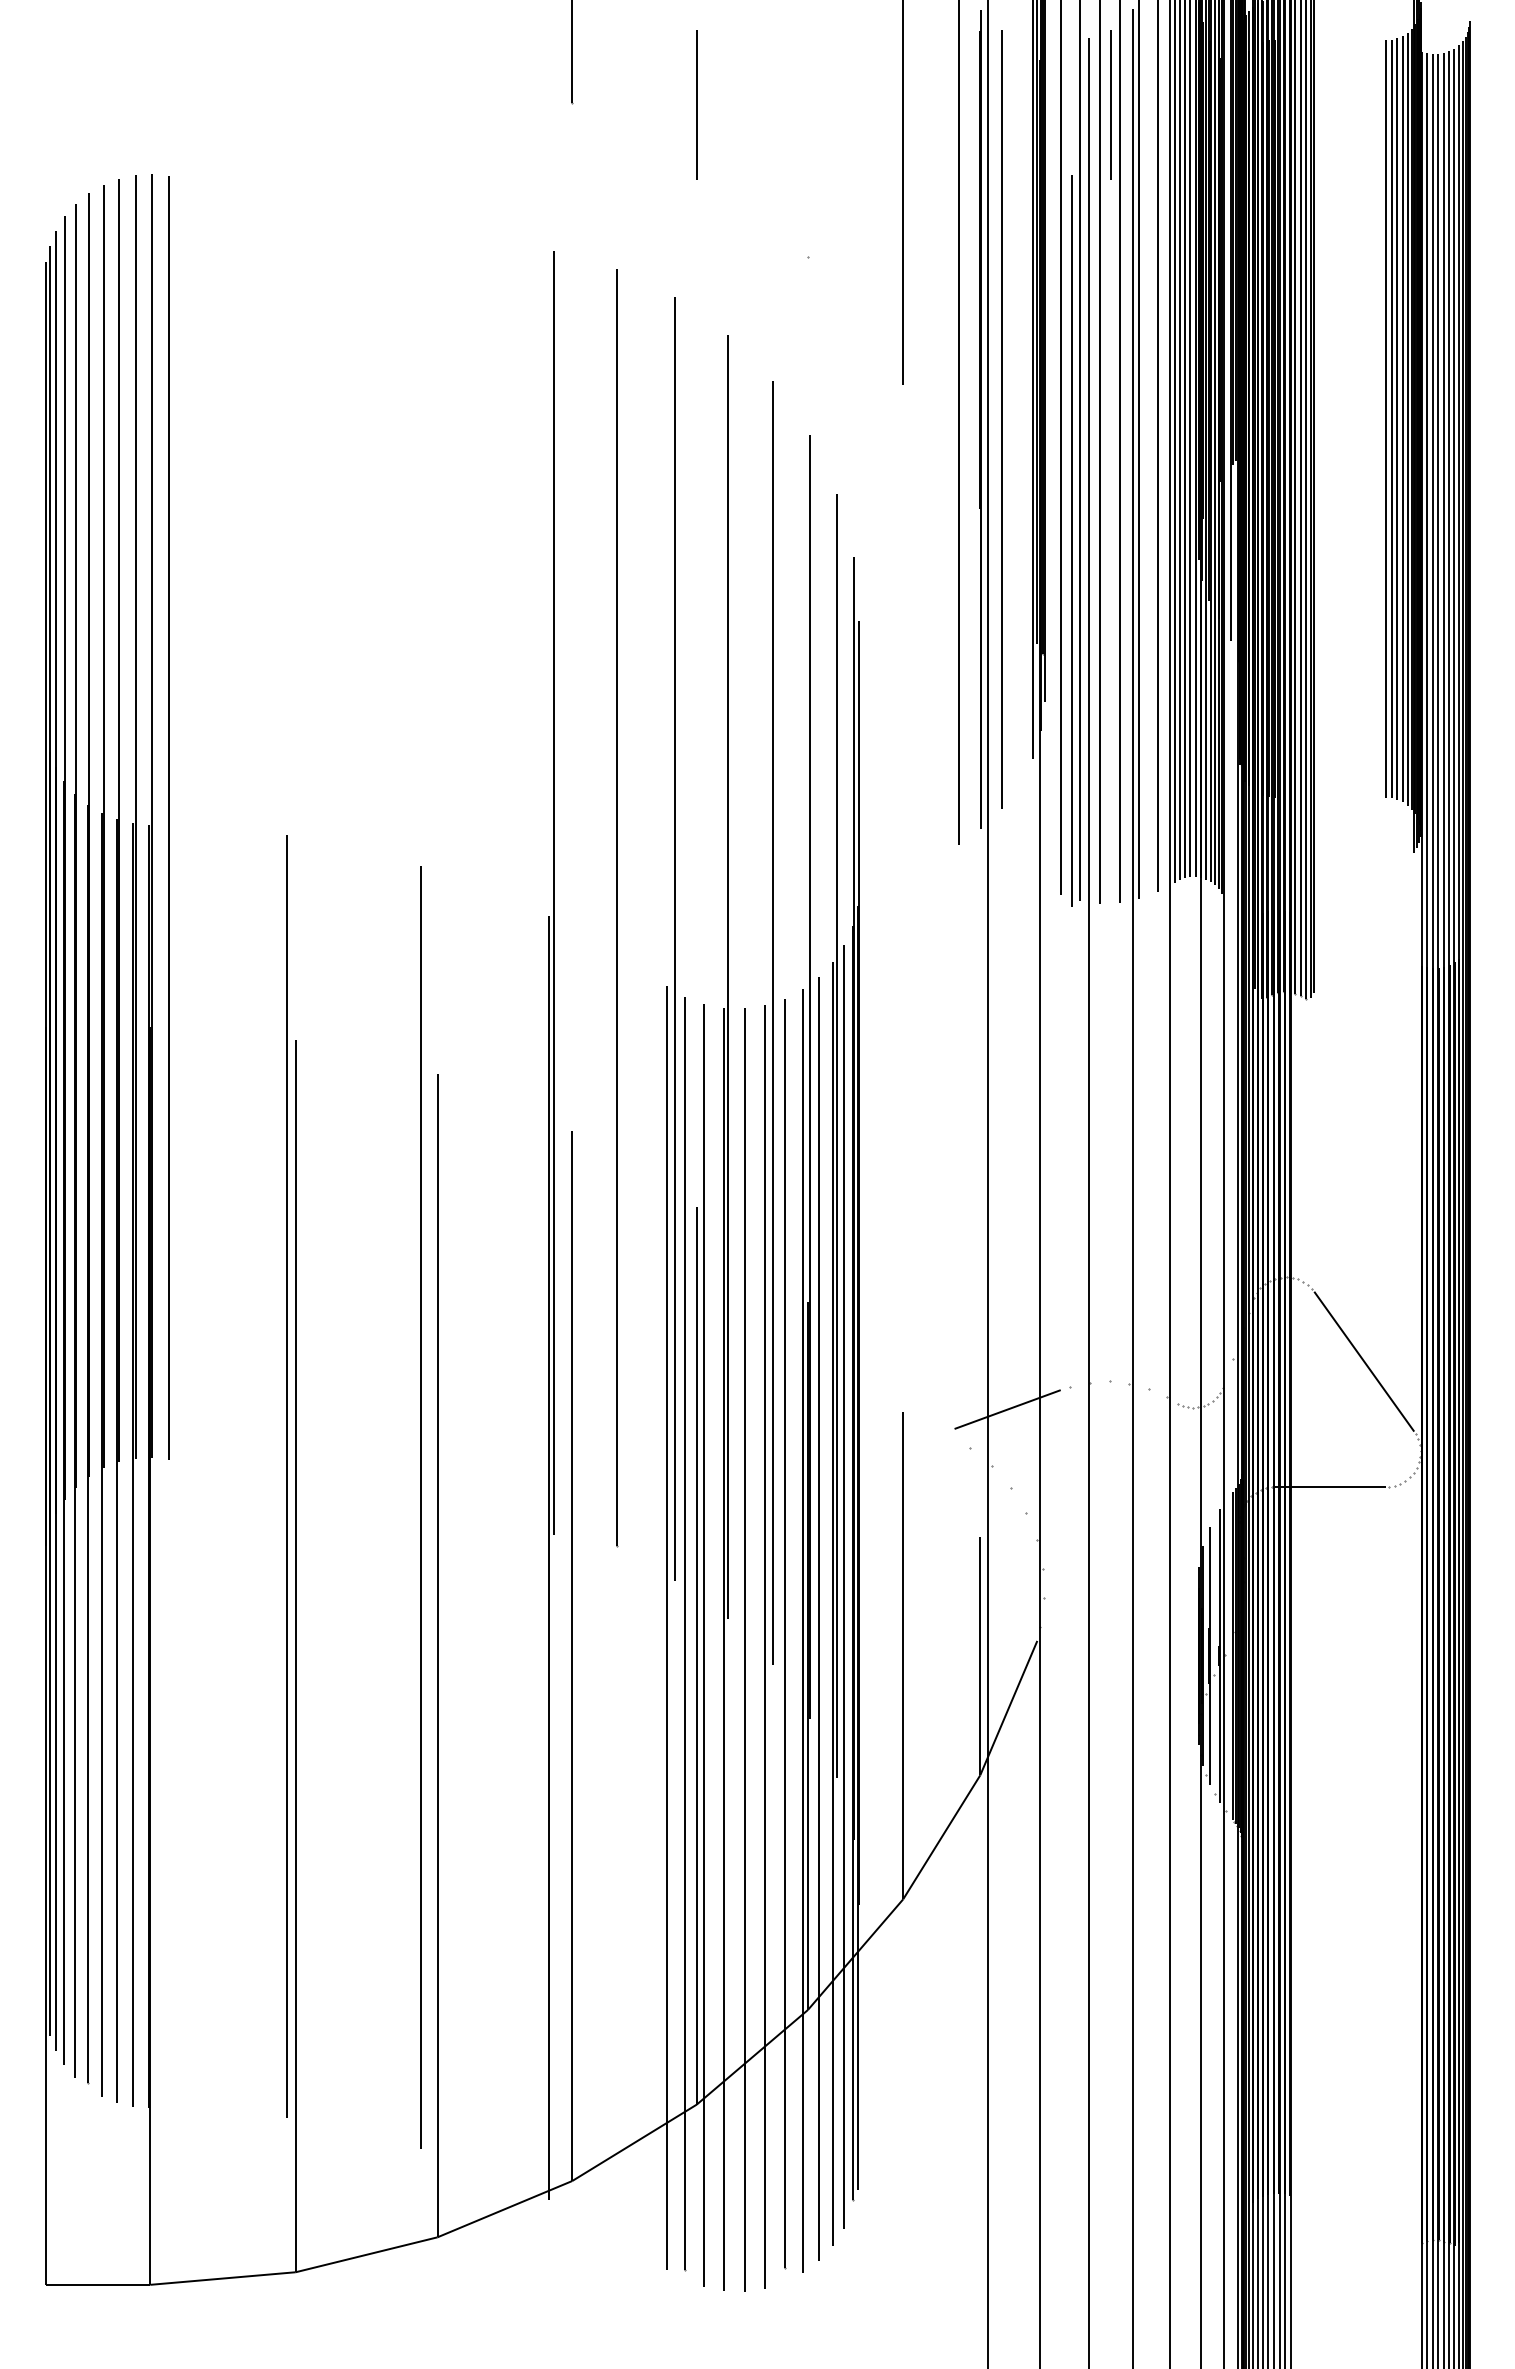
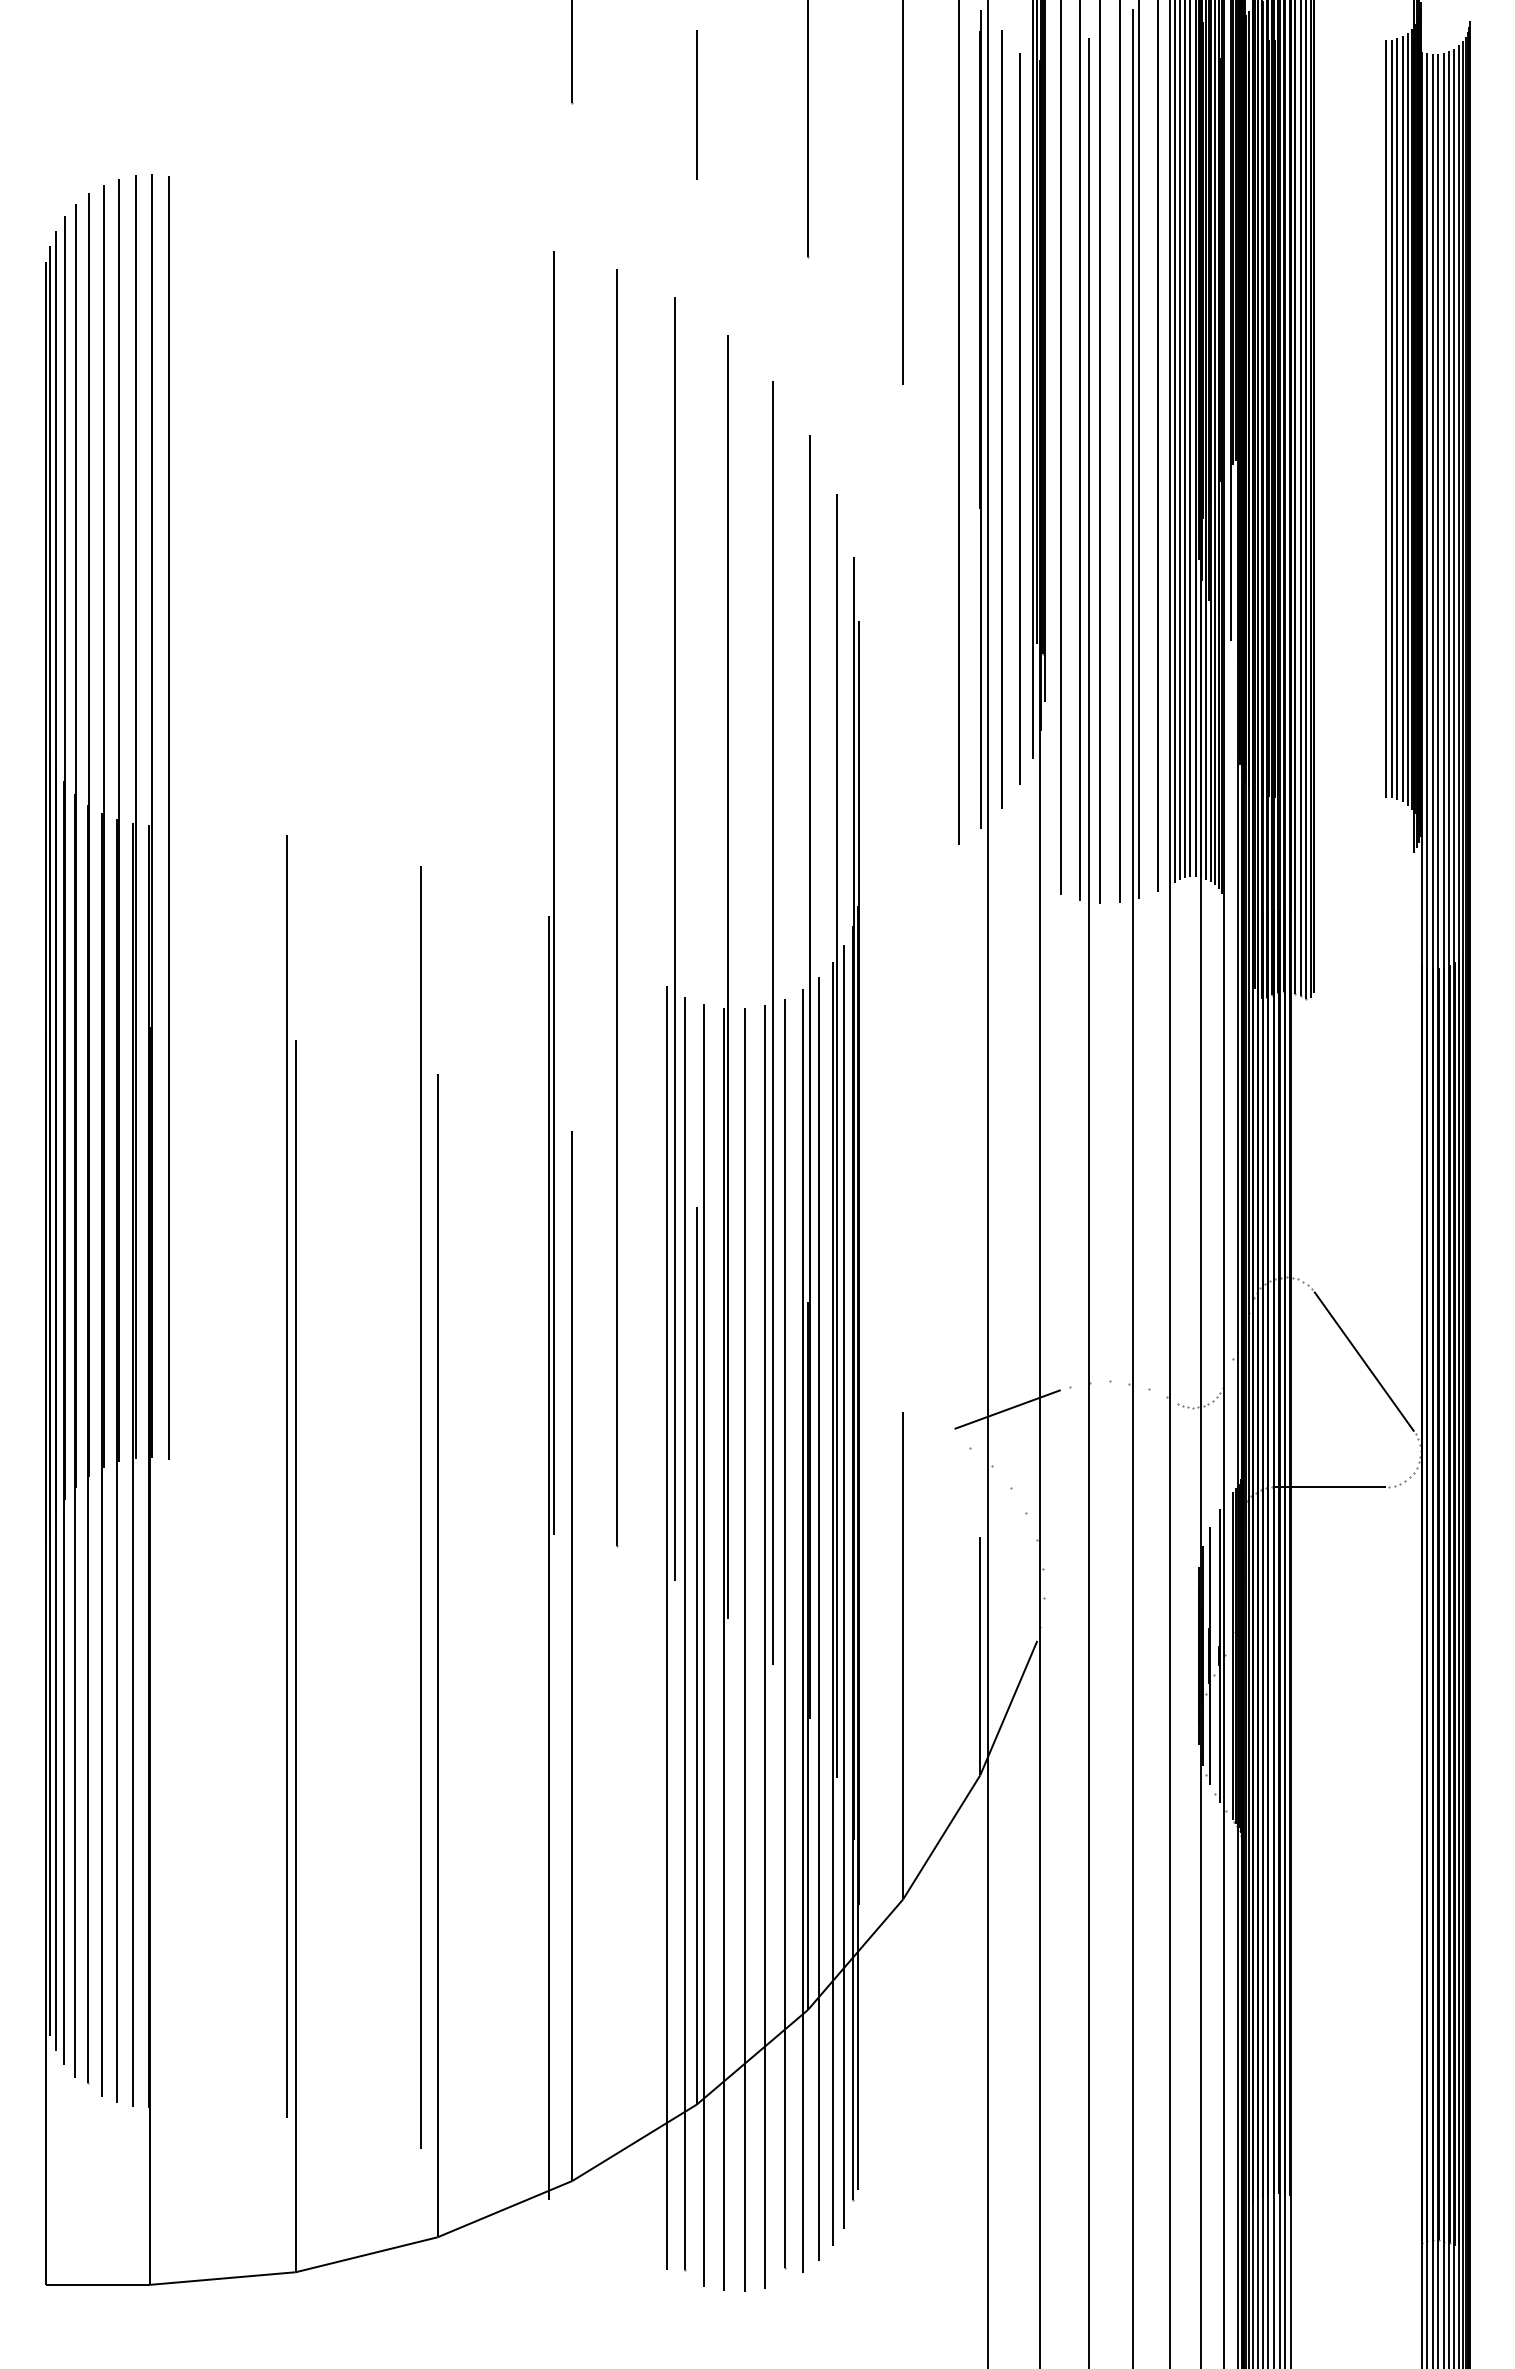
line: present -> none (1110, 104)
line: none -> present (807, 129)
line position: (1071, 540) -> (1019, 418) (1019, 418)
